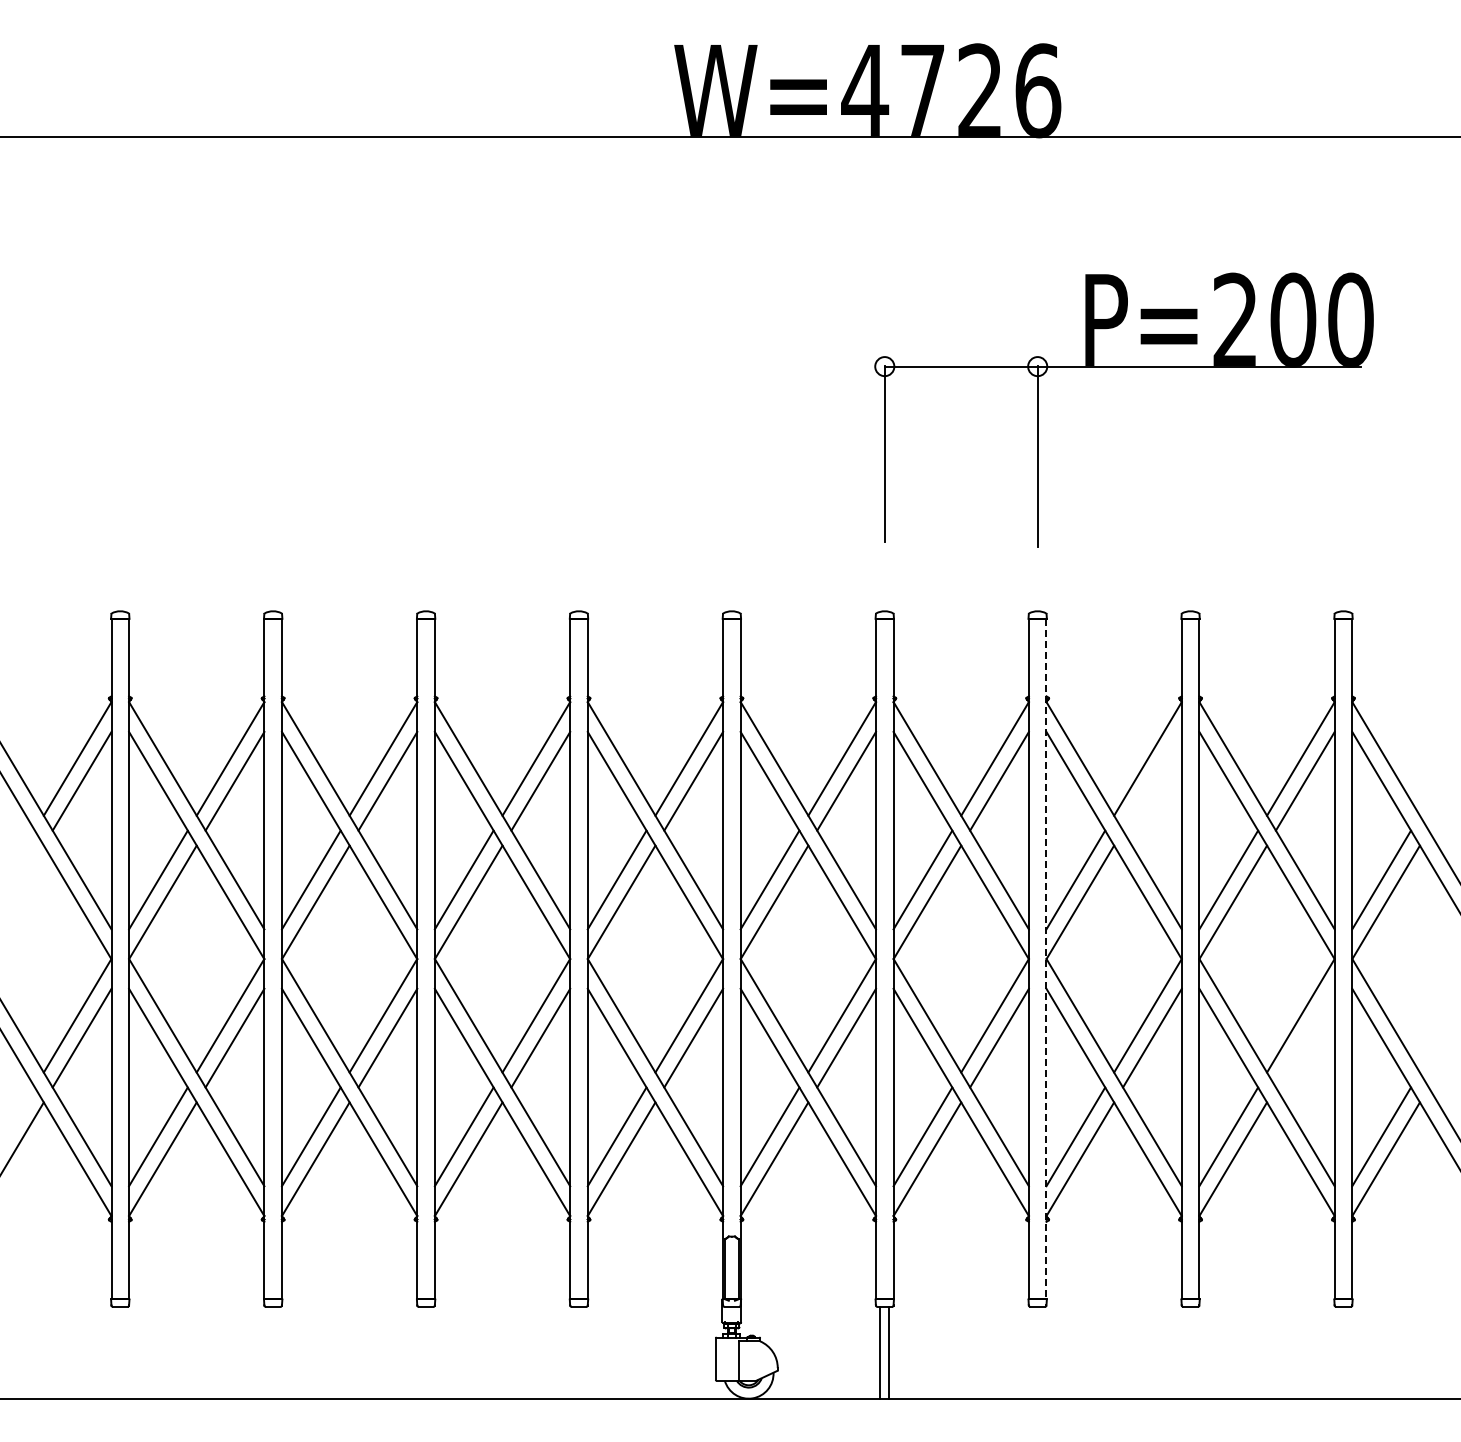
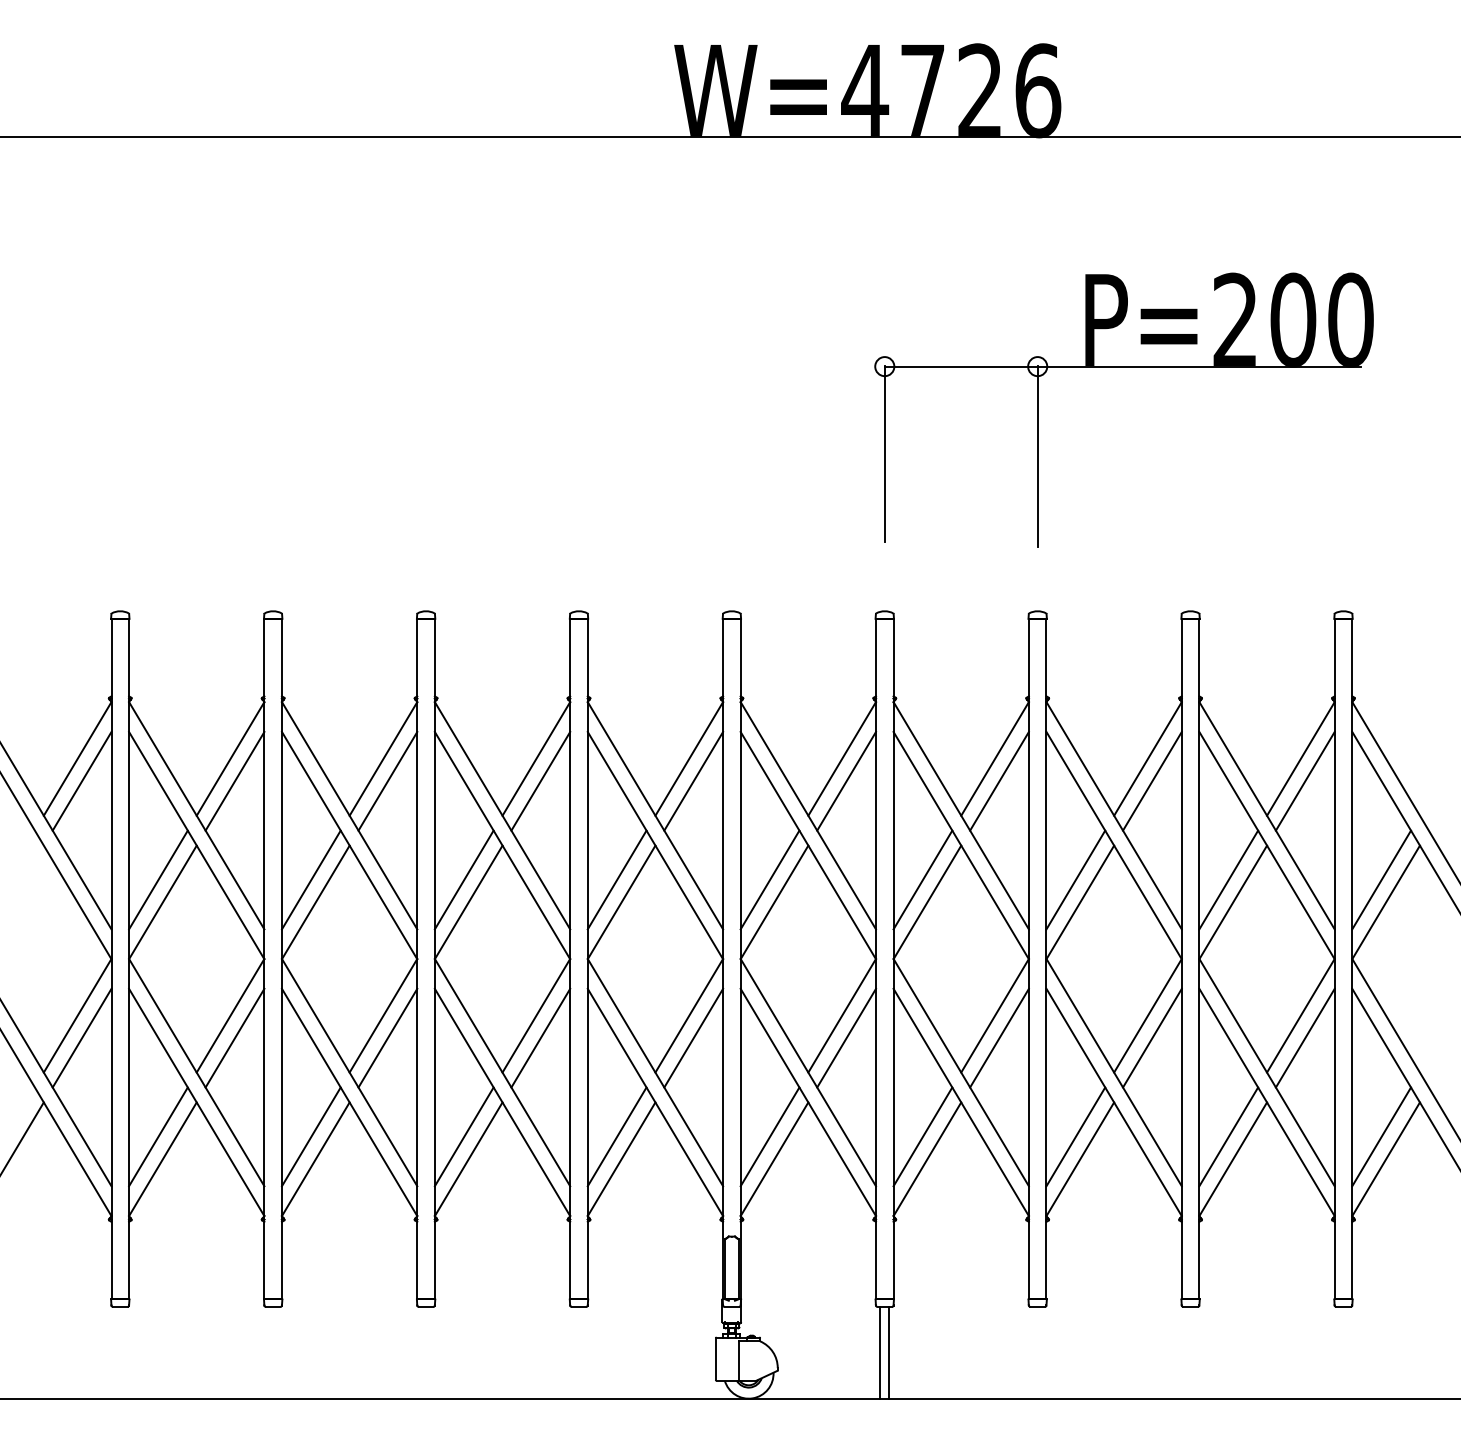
line: none -> present (1152, 780)
line: dashed -> solid (1046, 959)
line: none -> present (1304, 1037)
